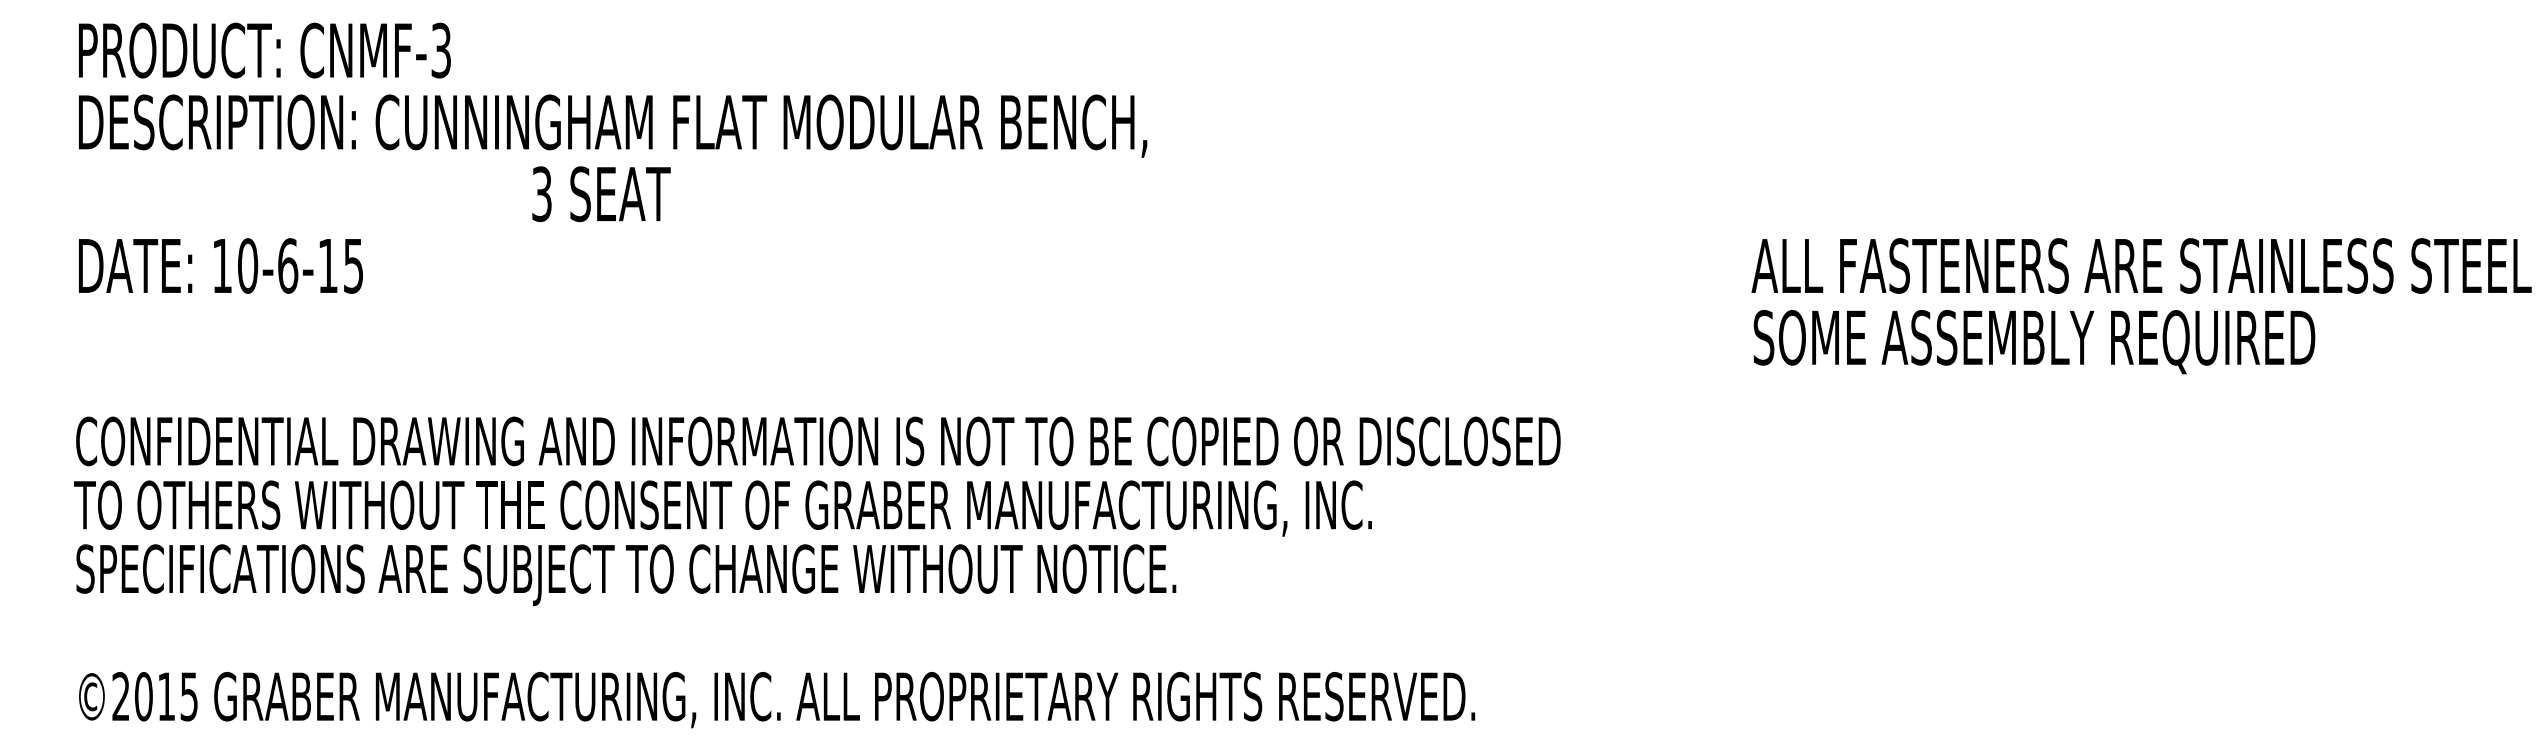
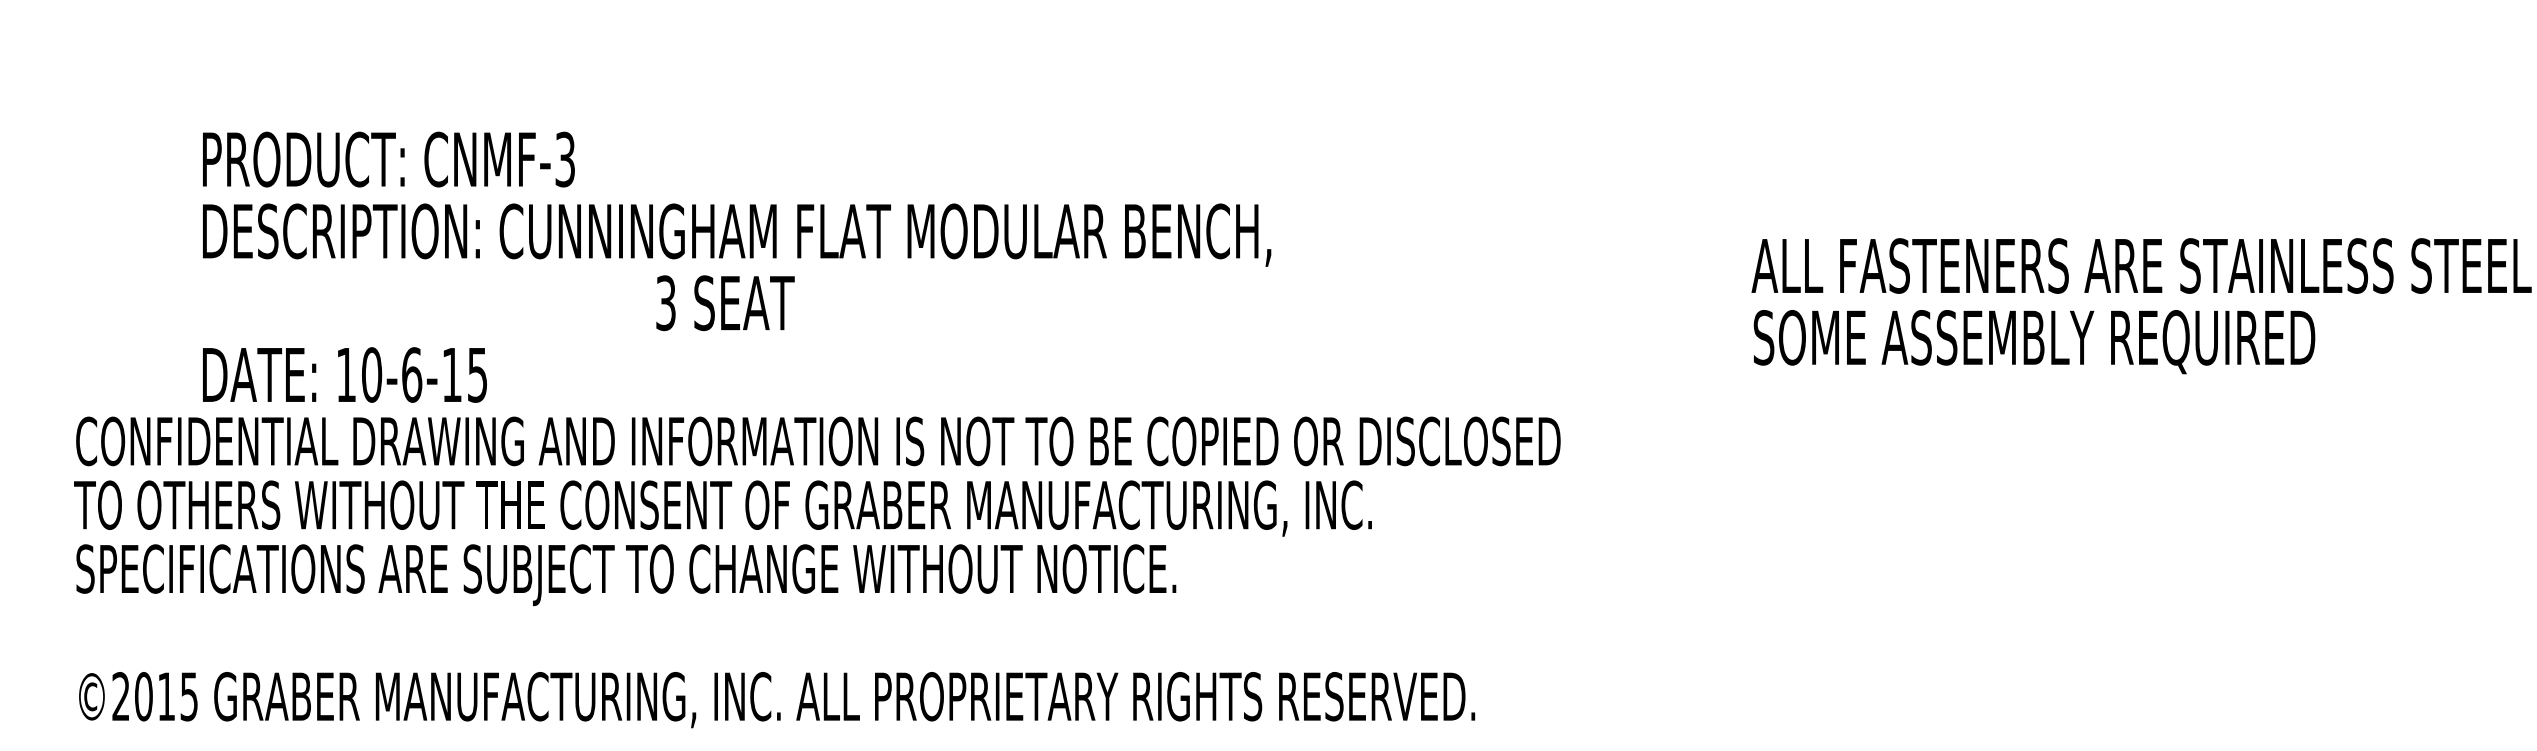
text position: (613, 157) -> (737, 266) (737, 266)
